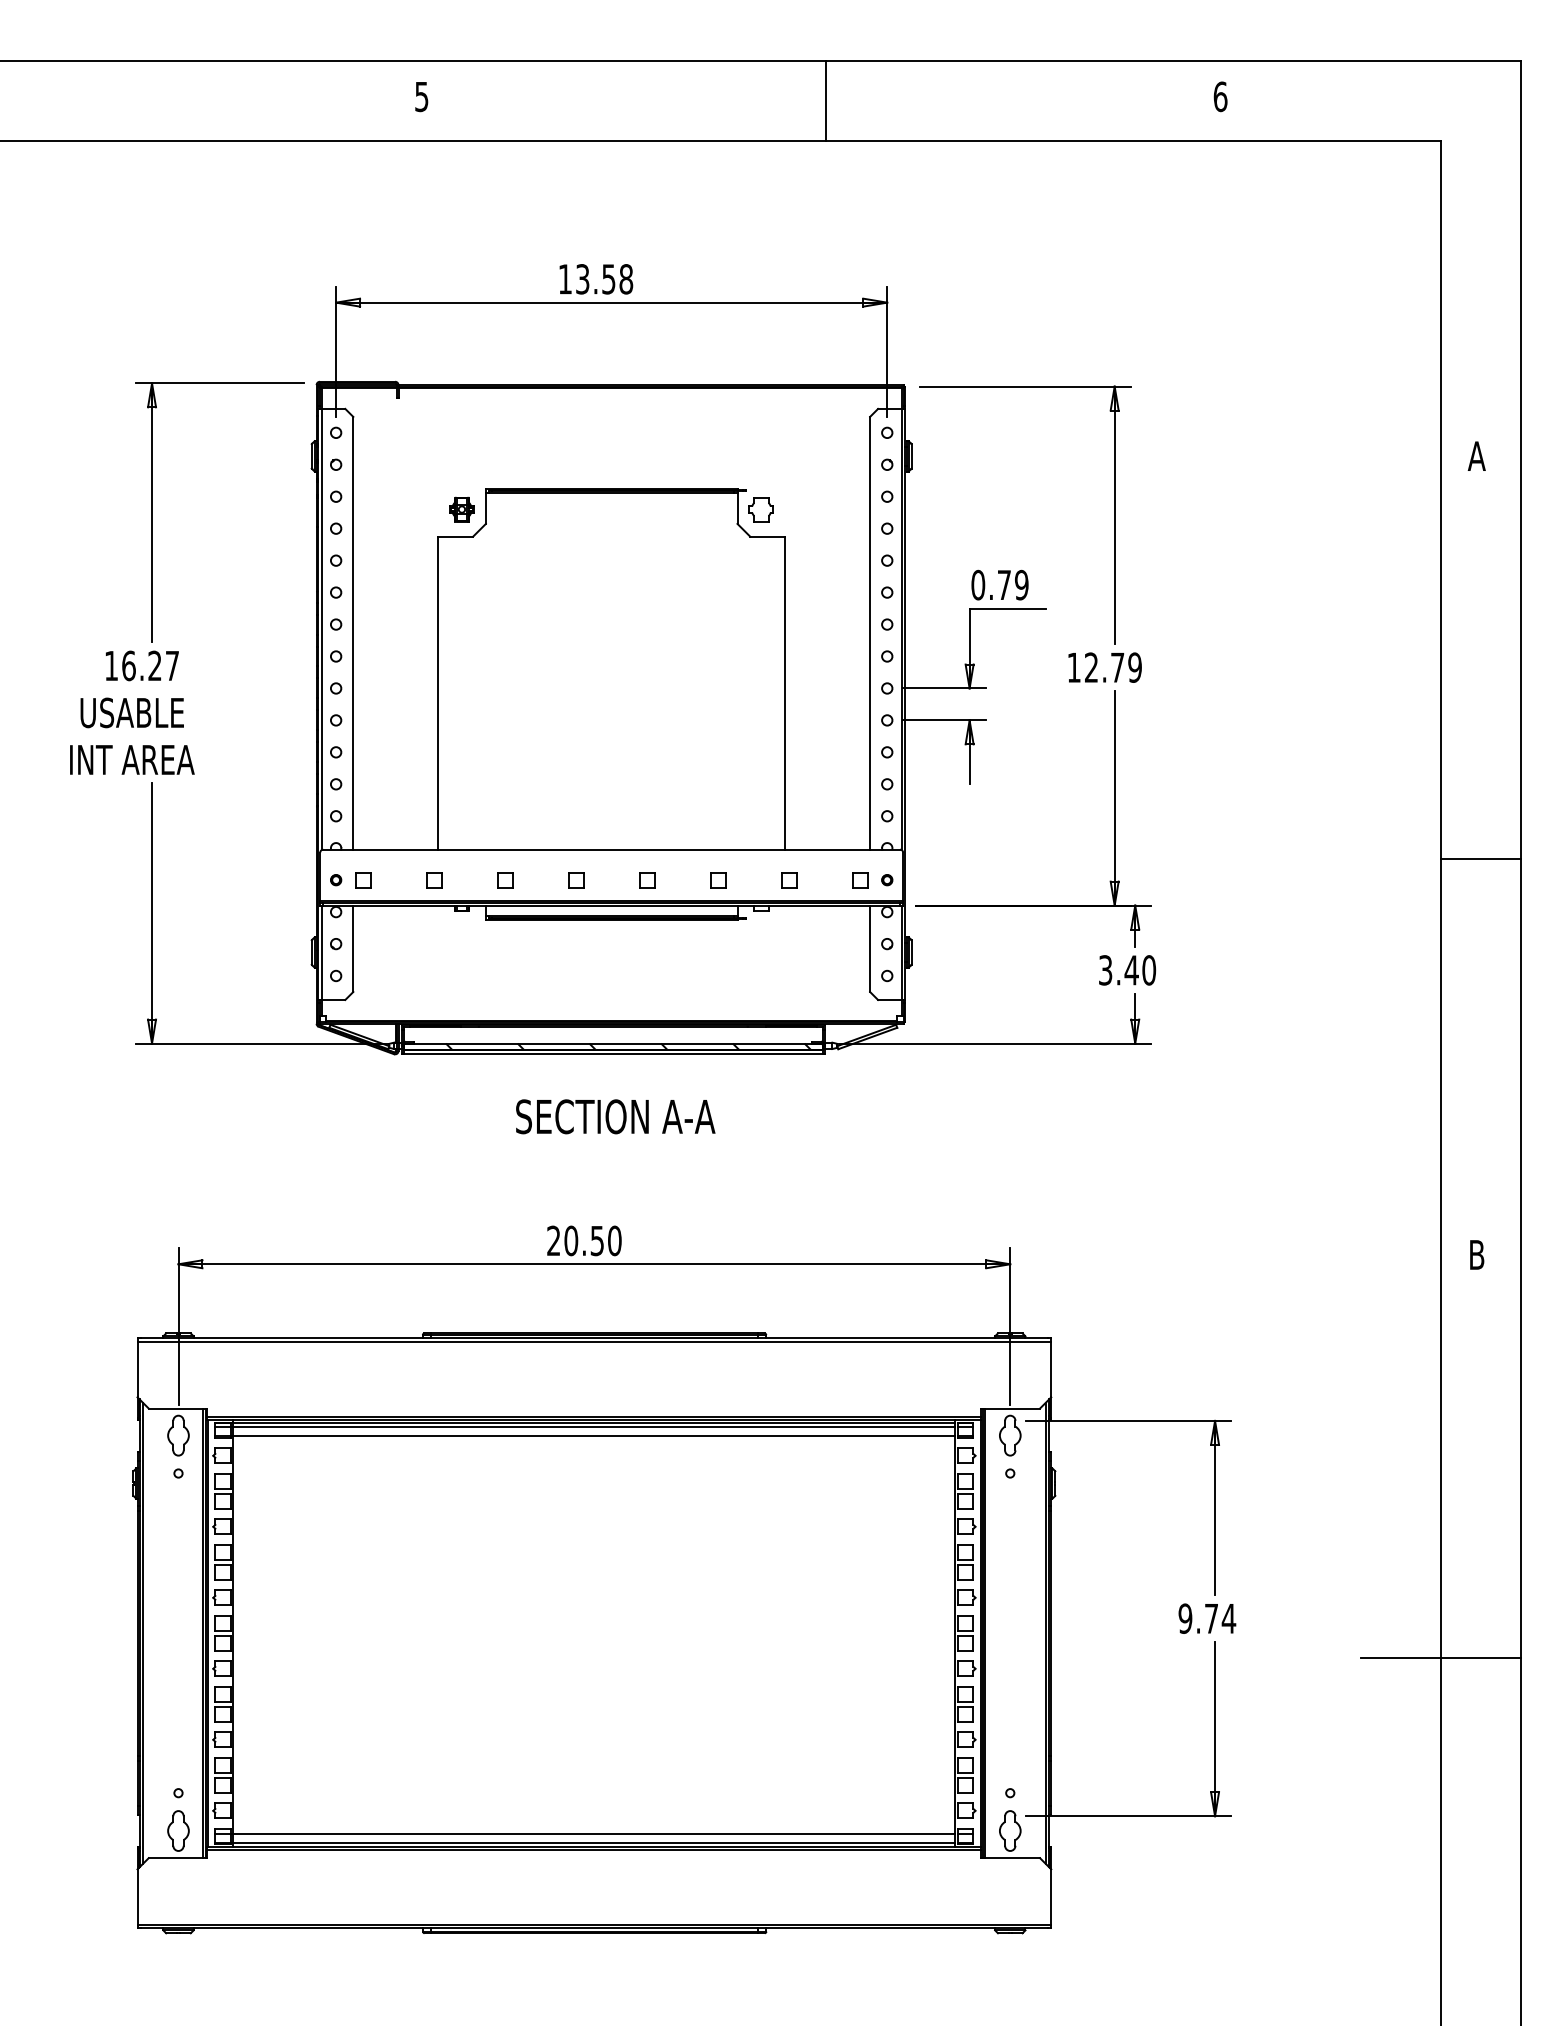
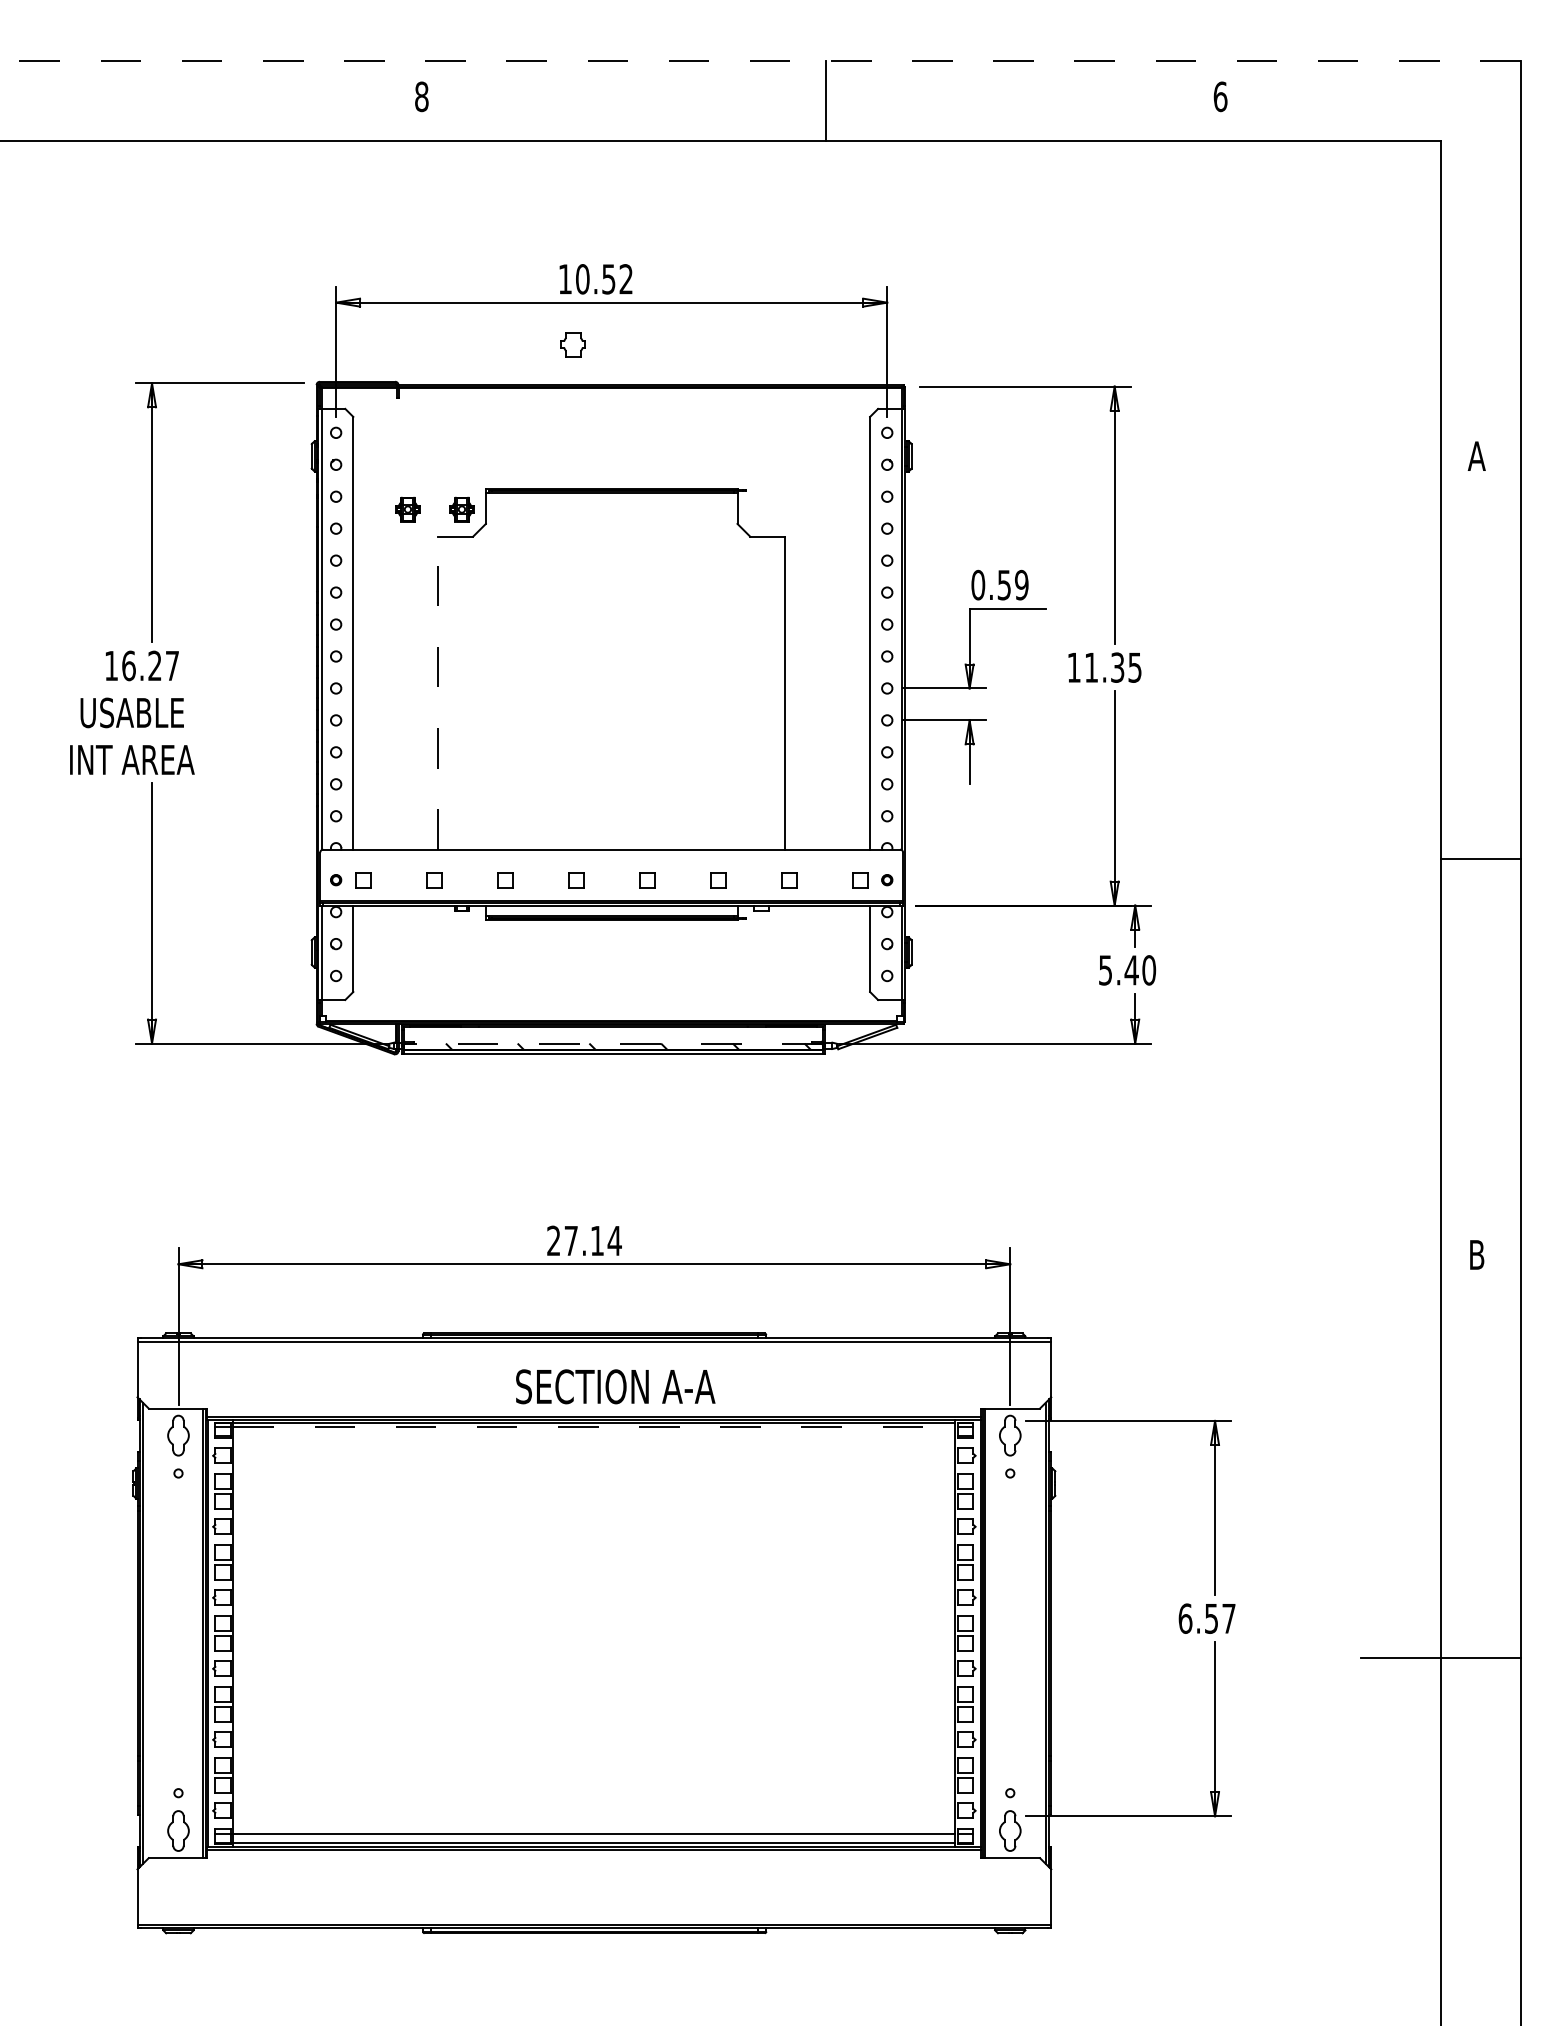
line: solid -> dashed (760, 60)
text: 5 -> 8 (421, 96)
text: 13.58 -> 10.52 (604, 279)
part: none -> present (407, 509)
part position: (760, 509) -> (572, 344) (572, 344)
text: 0.79 -> 0.59 (1003, 585)
text: 12.79 -> 11.35 (1113, 667)
line: solid -> dashed (437, 692)
text: 3.40 -> 5.40 (1105, 969)
line: solid -> dashed (613, 1043)
text position: (615, 1116) -> (615, 1386) (615, 1386)
text: 20.50 -> 27.14 (592, 1240)
line: solid -> dashed (594, 1427)
line: present -> none (594, 1436)
text: 9.74 -> 6.57 (1207, 1618)
